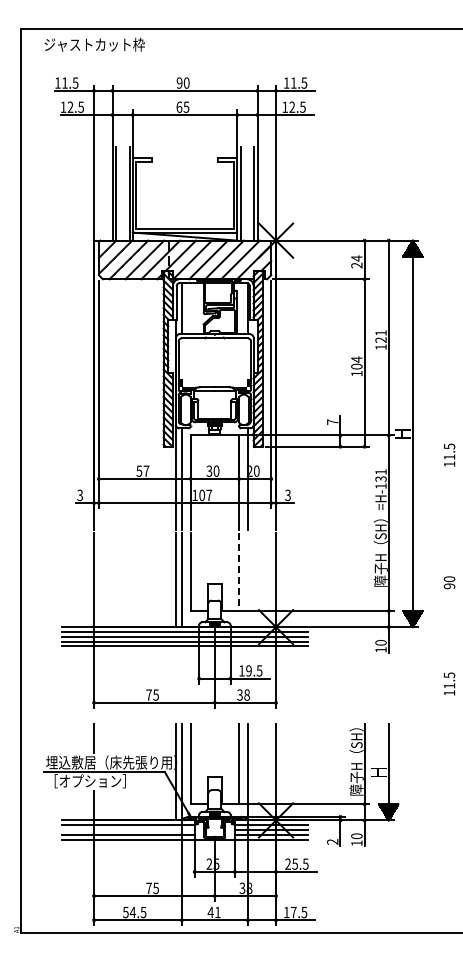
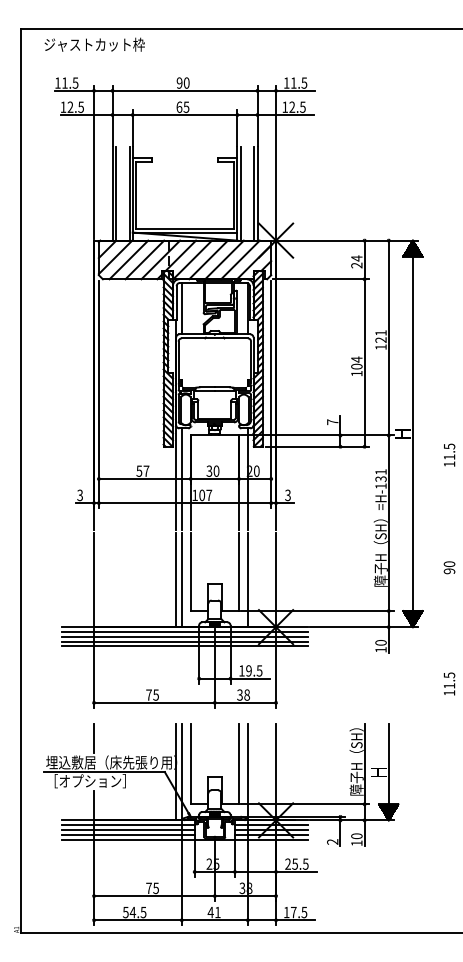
line: dashed -> solid (239, 572)
line: none -> present (247, 579)
text position: (449, 582) -> (449, 567) (449, 567)
line: none -> present (127, 830)
